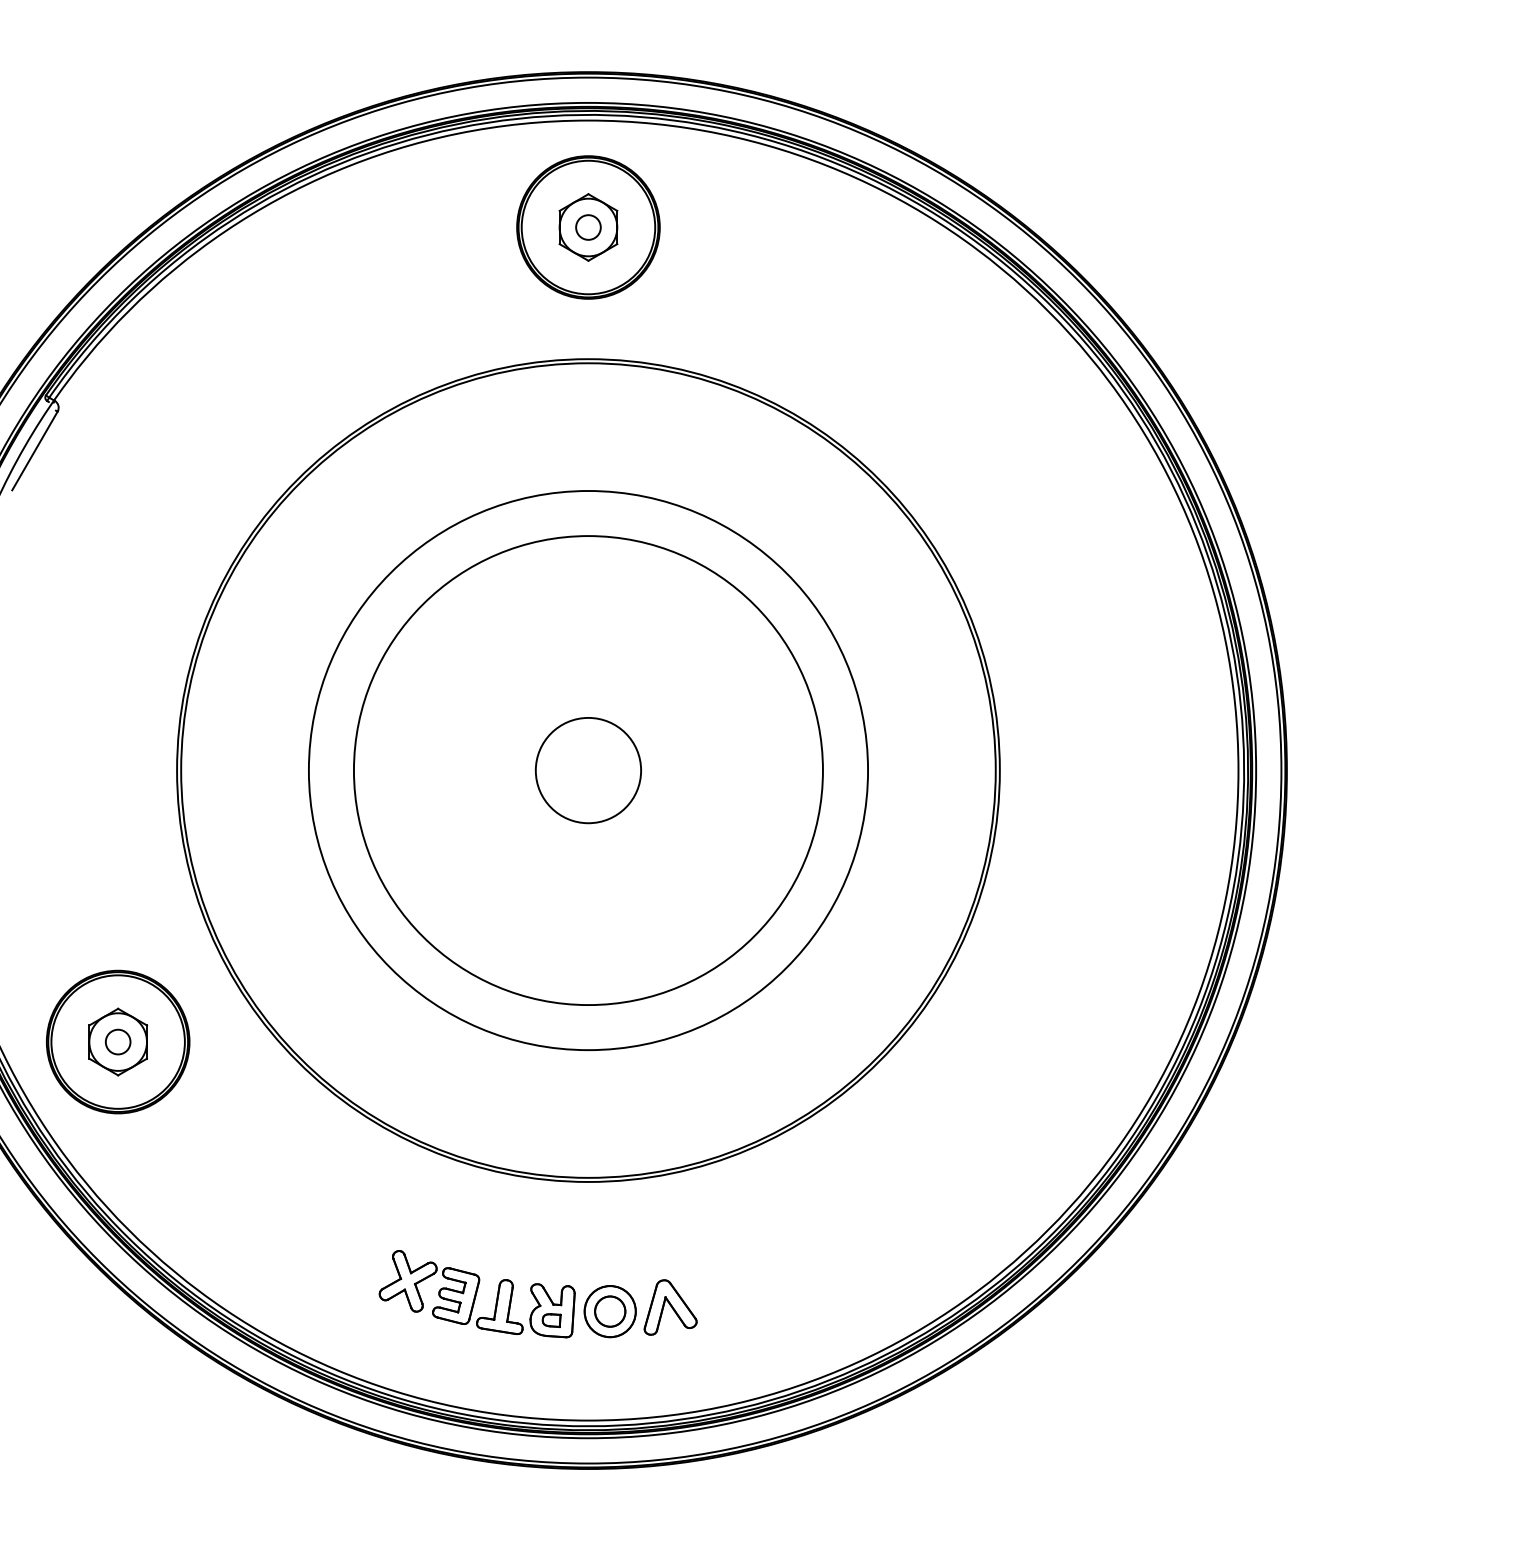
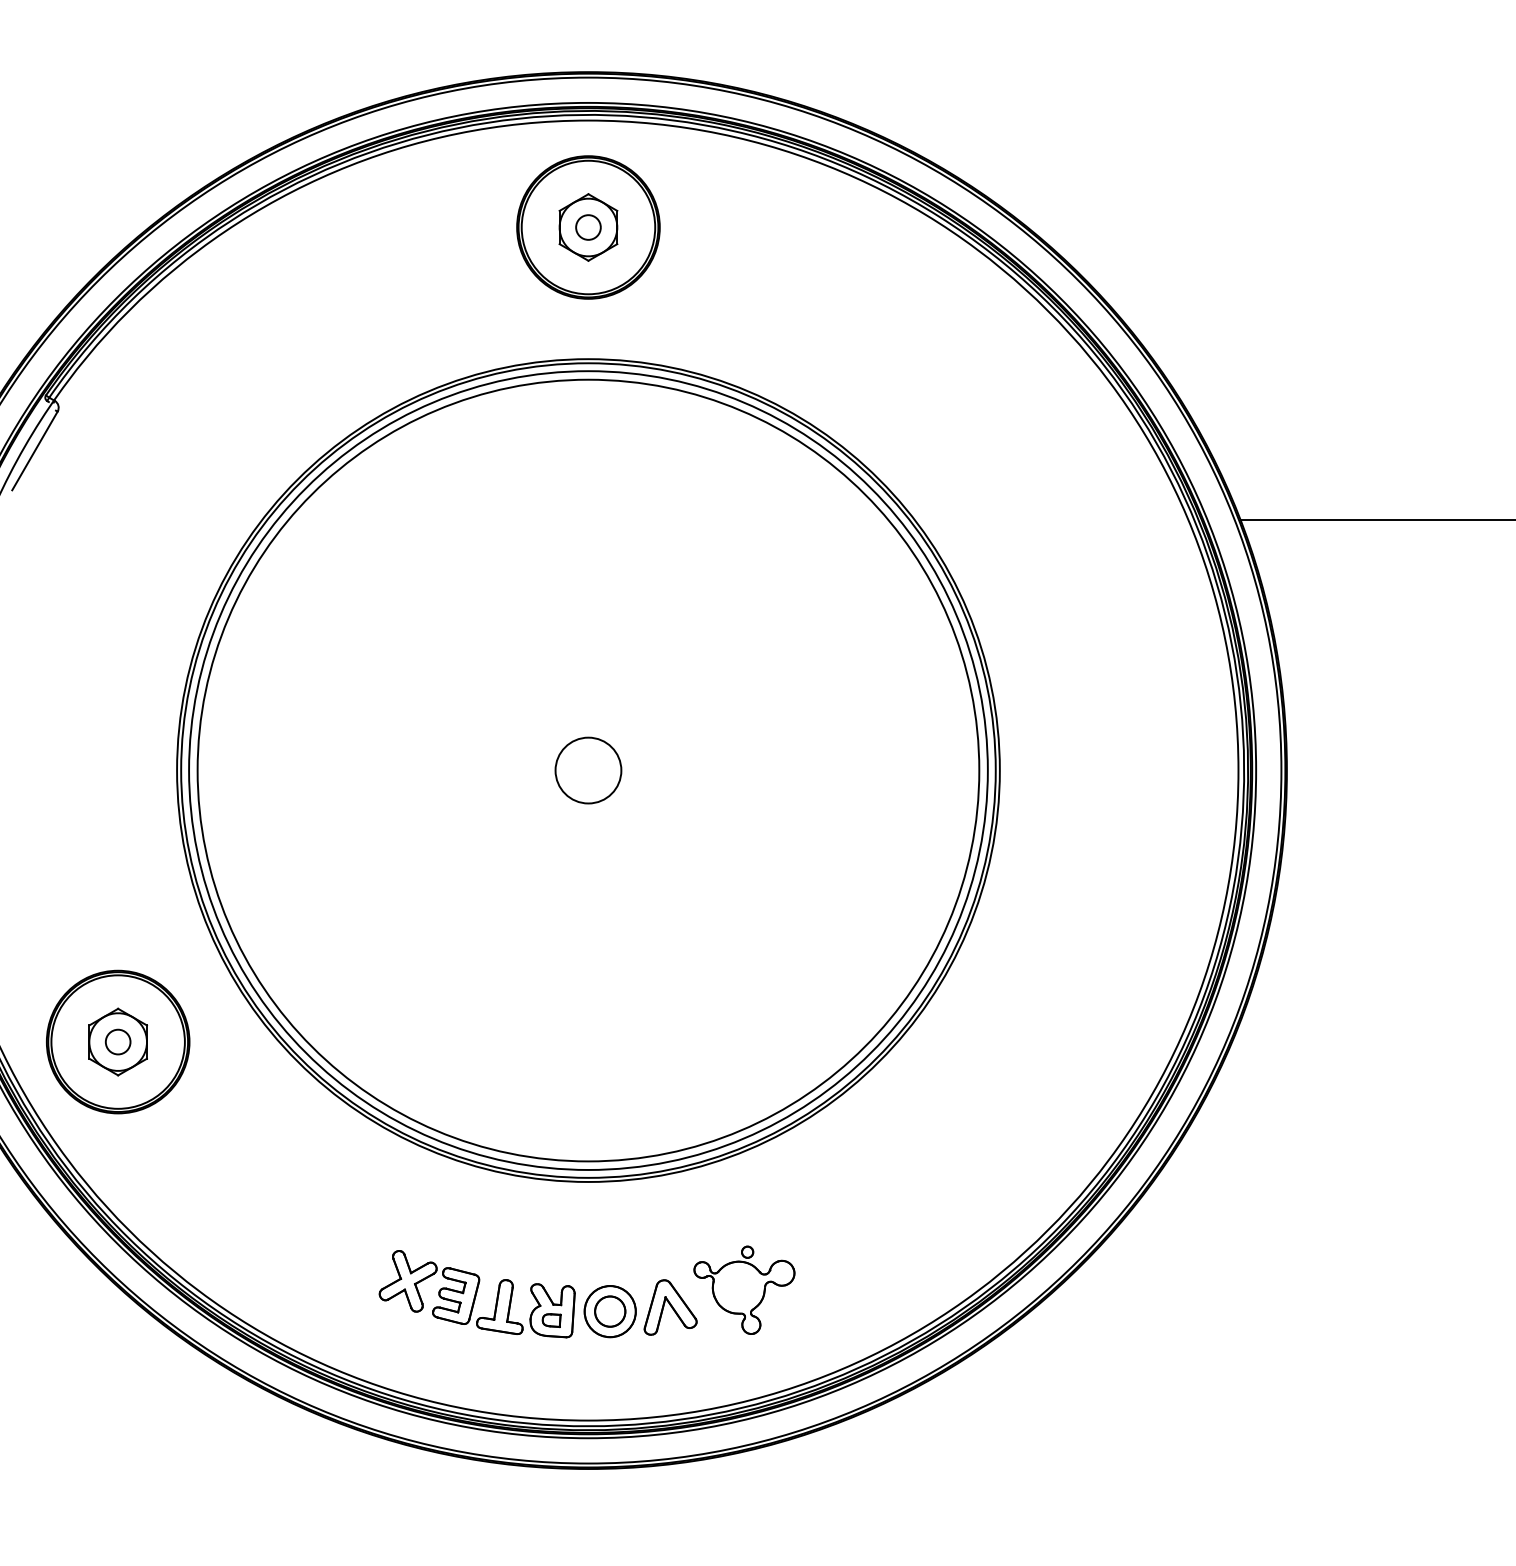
line: none -> present (1376, 520)
circle diameter: 469 px -> 782 px (588, 770)
circle diameter: 105 px -> 66 px (588, 770)
circle diameter: 559 px -> 799 px (588, 770)
part: none -> present (744, 1289)
